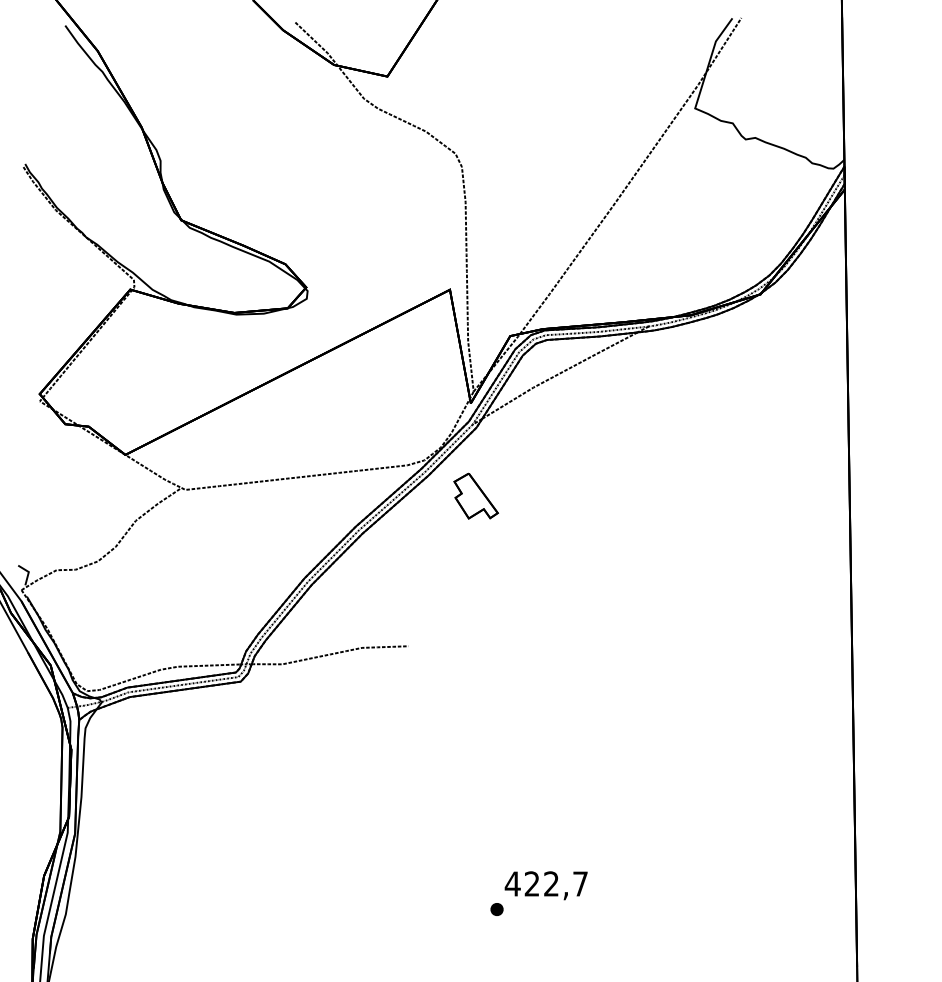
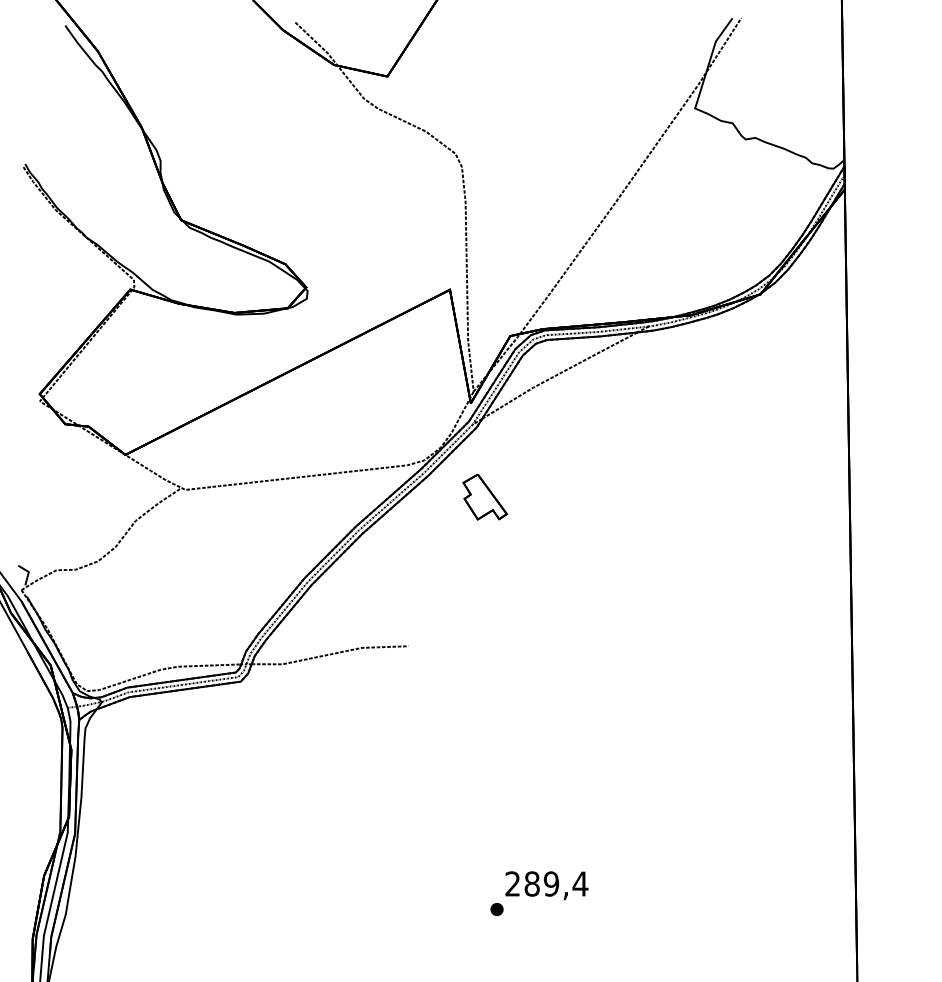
part position: (475, 495) -> (484, 496) (484, 496)
text: 422,7 -> 289,4 (546, 883)
